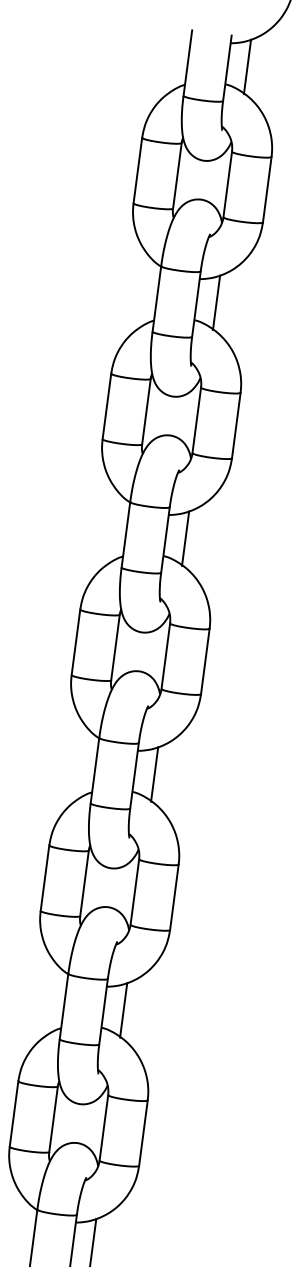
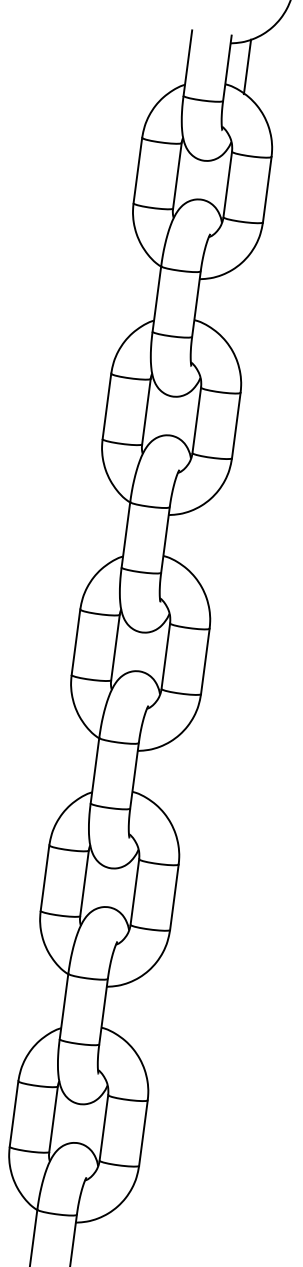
line: present -> none (216, 302)
line: present -> none (185, 538)
line: present -> none (154, 774)
line: present -> none (123, 1010)
line: present -> none (93, 1240)
